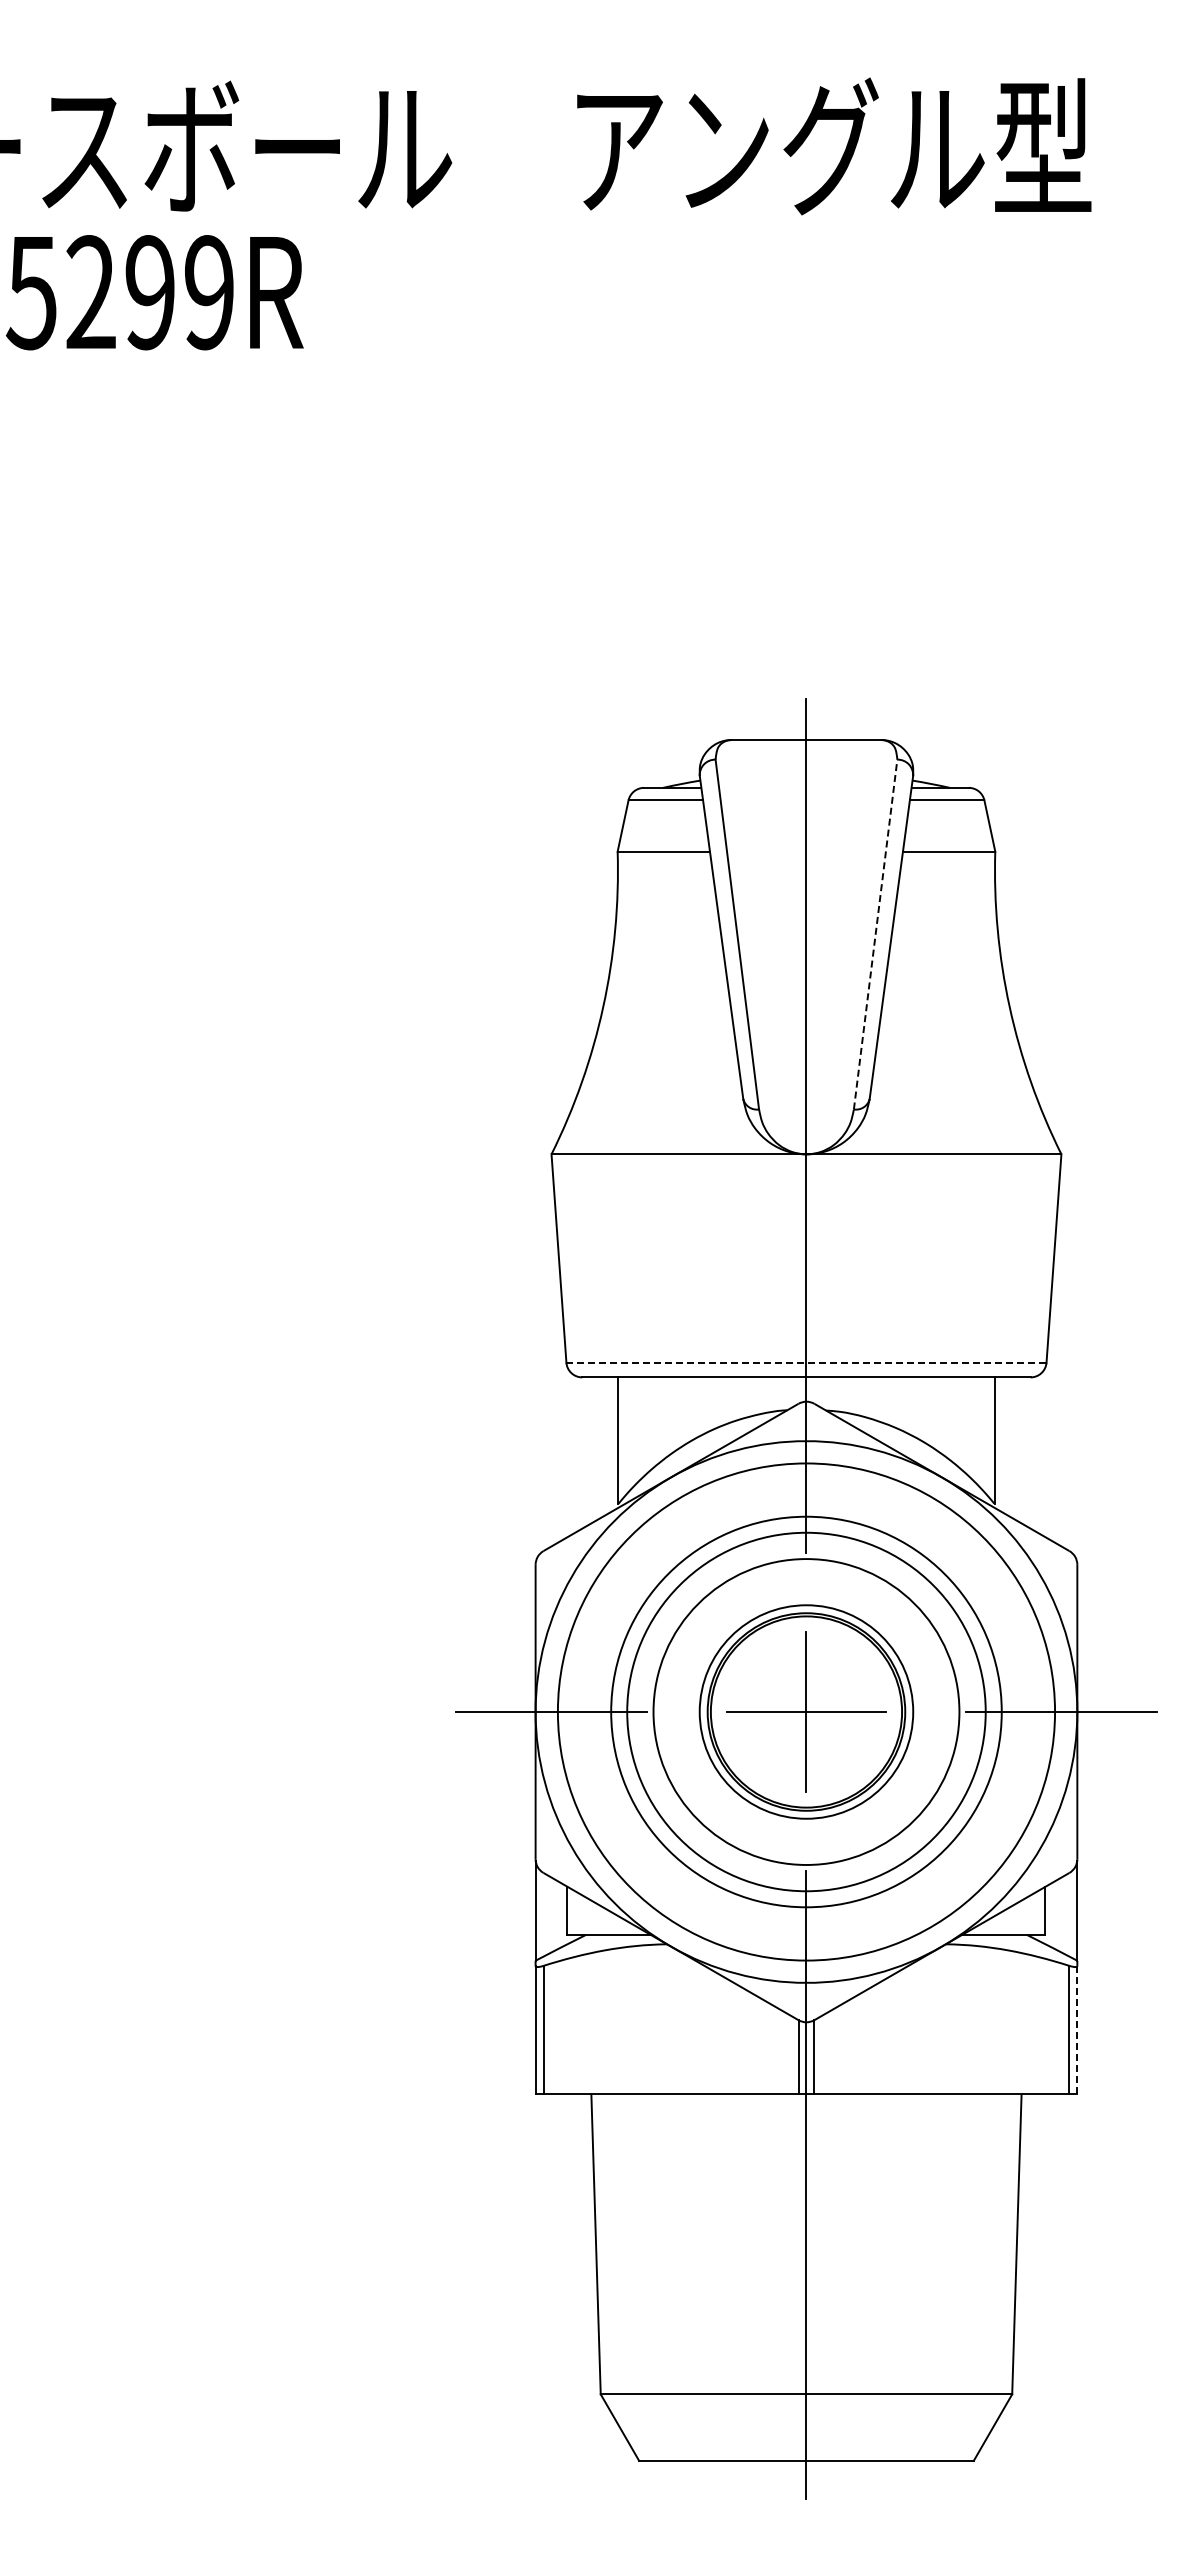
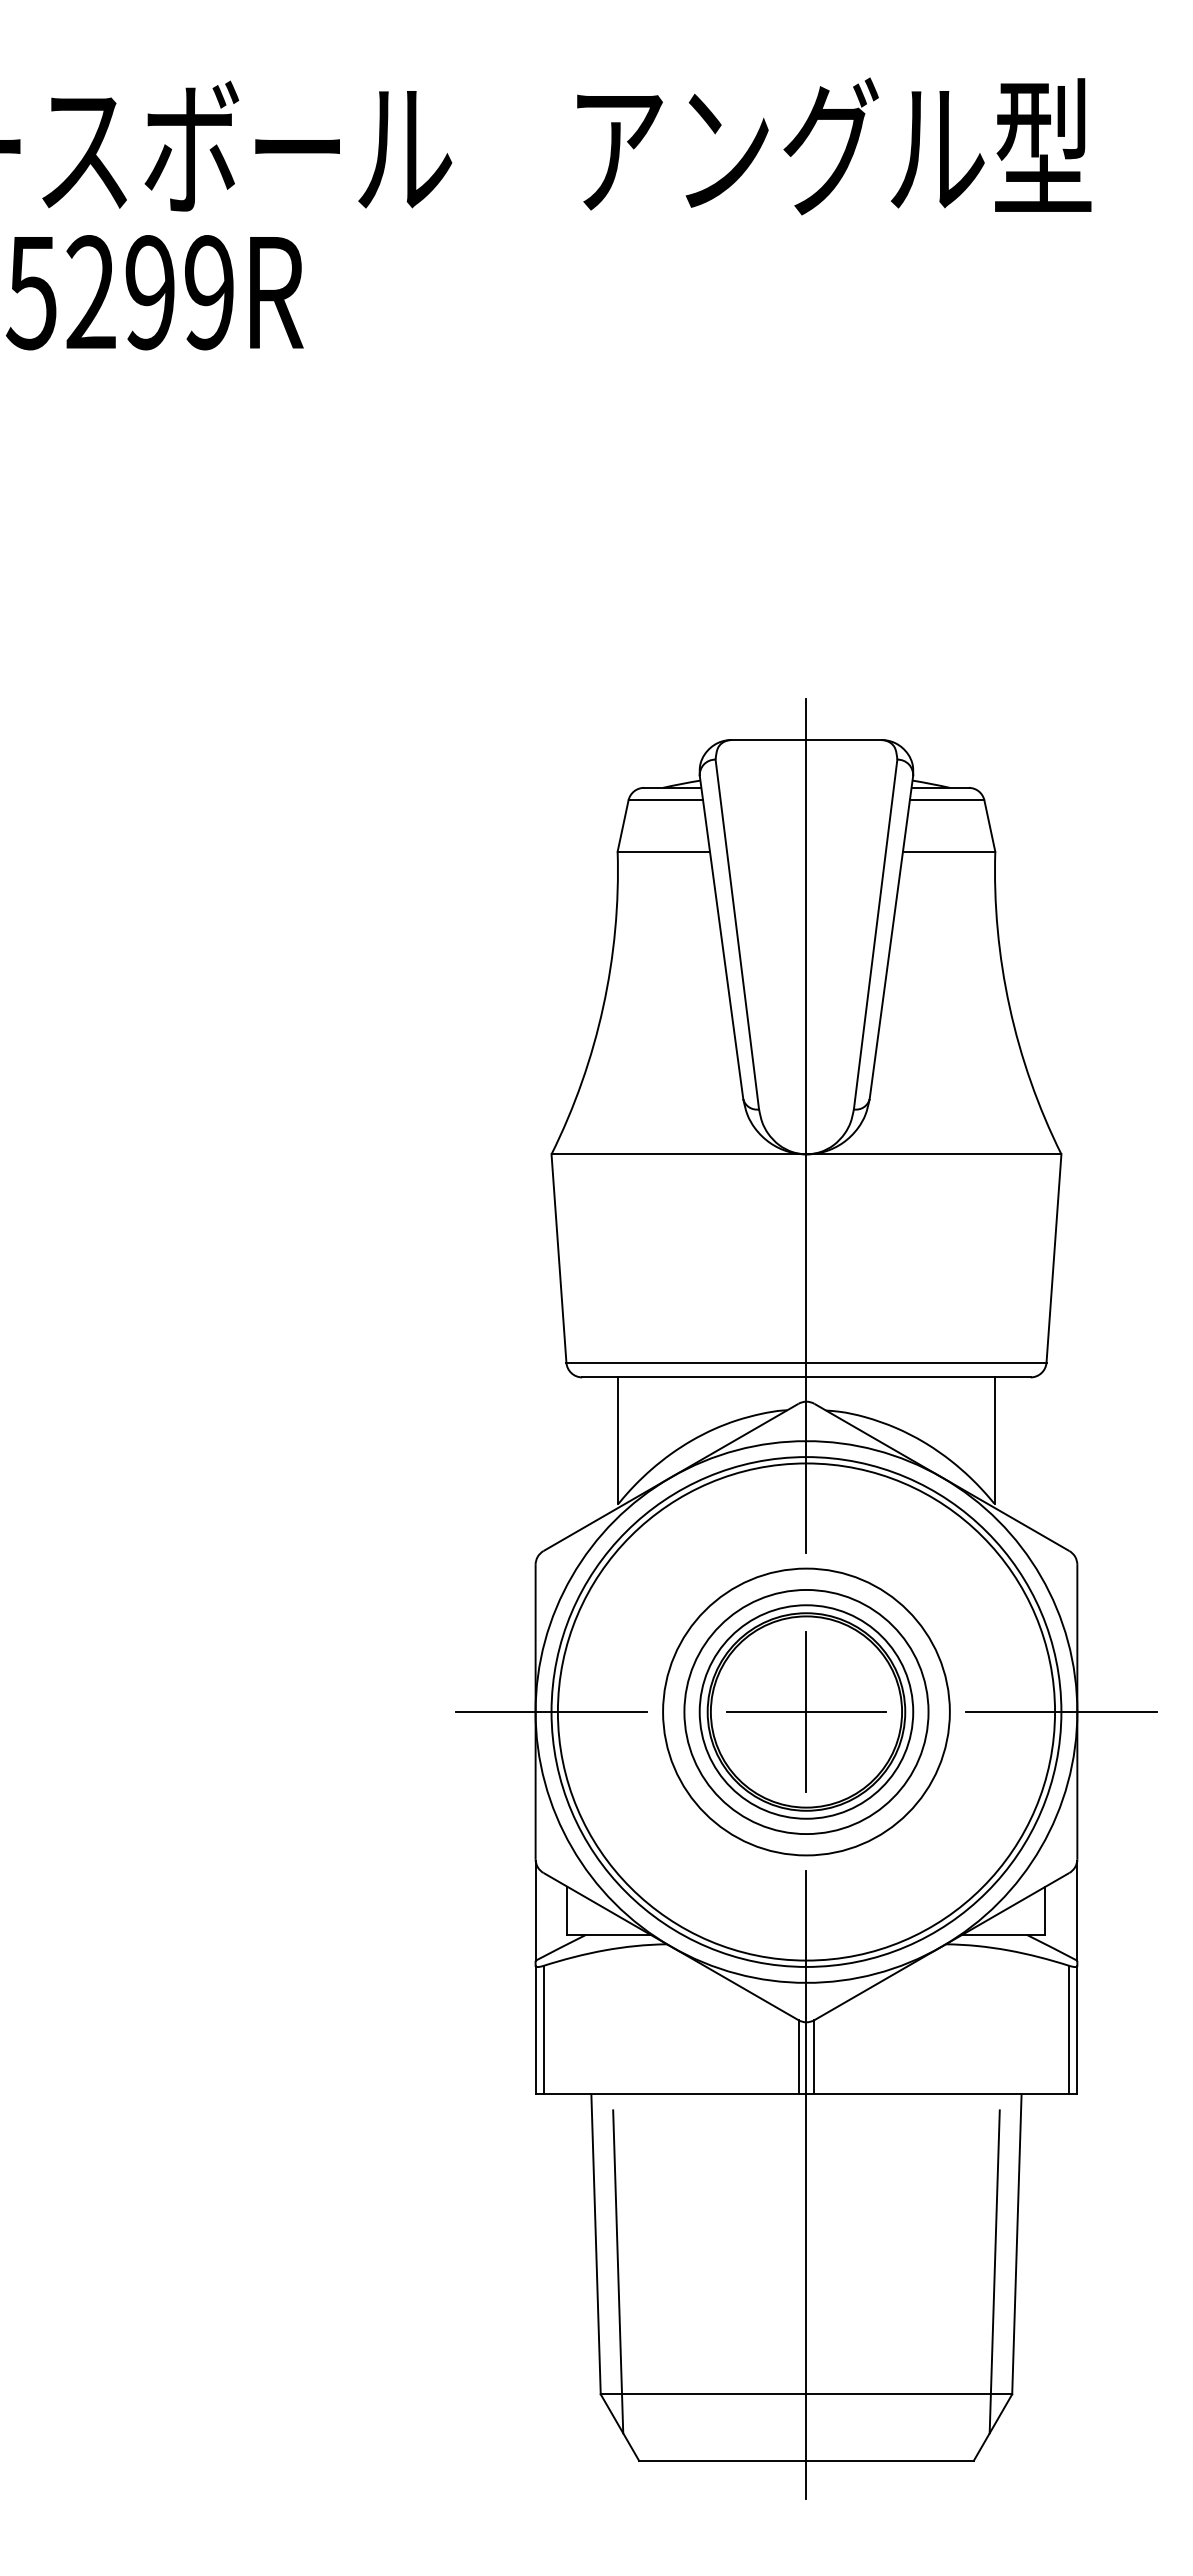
line: dashed -> solid (875, 934)
line: dashed -> solid (806, 1362)
circle diameter: 306 px -> 510 px (806, 1711)
circle diameter: 359 px -> 287 px (806, 1711)
circle diameter: 391 px -> 244 px (806, 1711)
line: dashed -> solid (1077, 2030)
line: none -> present (618, 2271)
line: none -> present (994, 2271)
